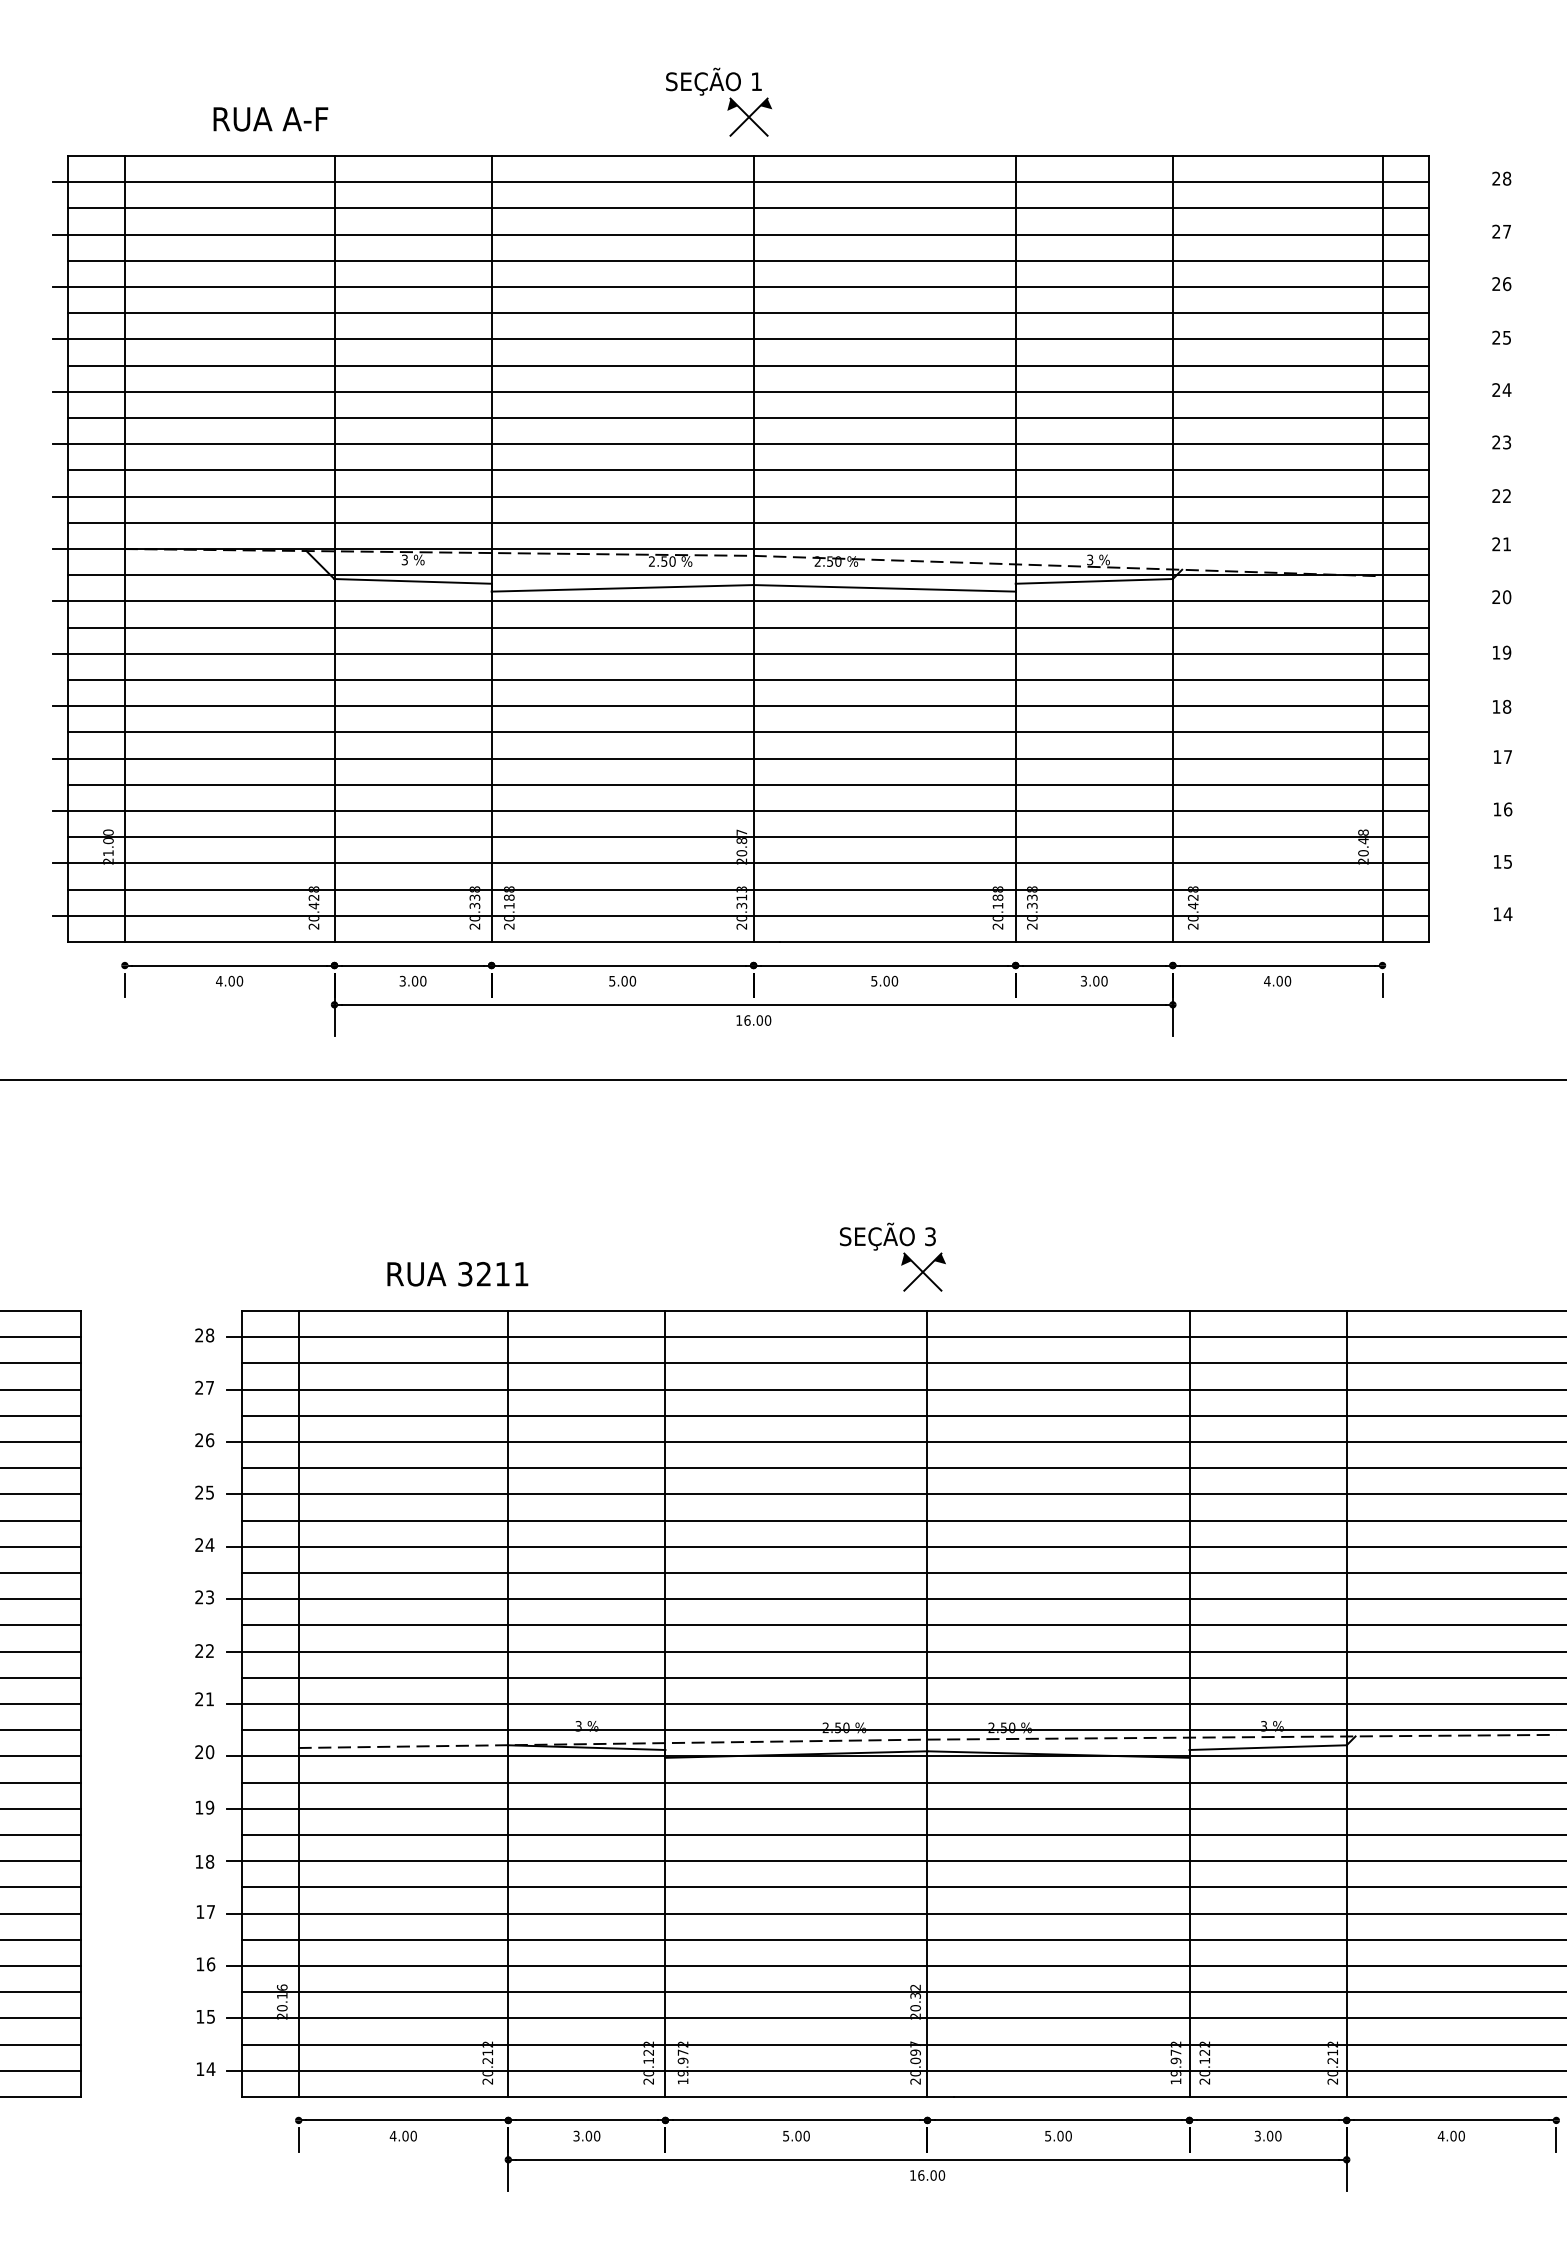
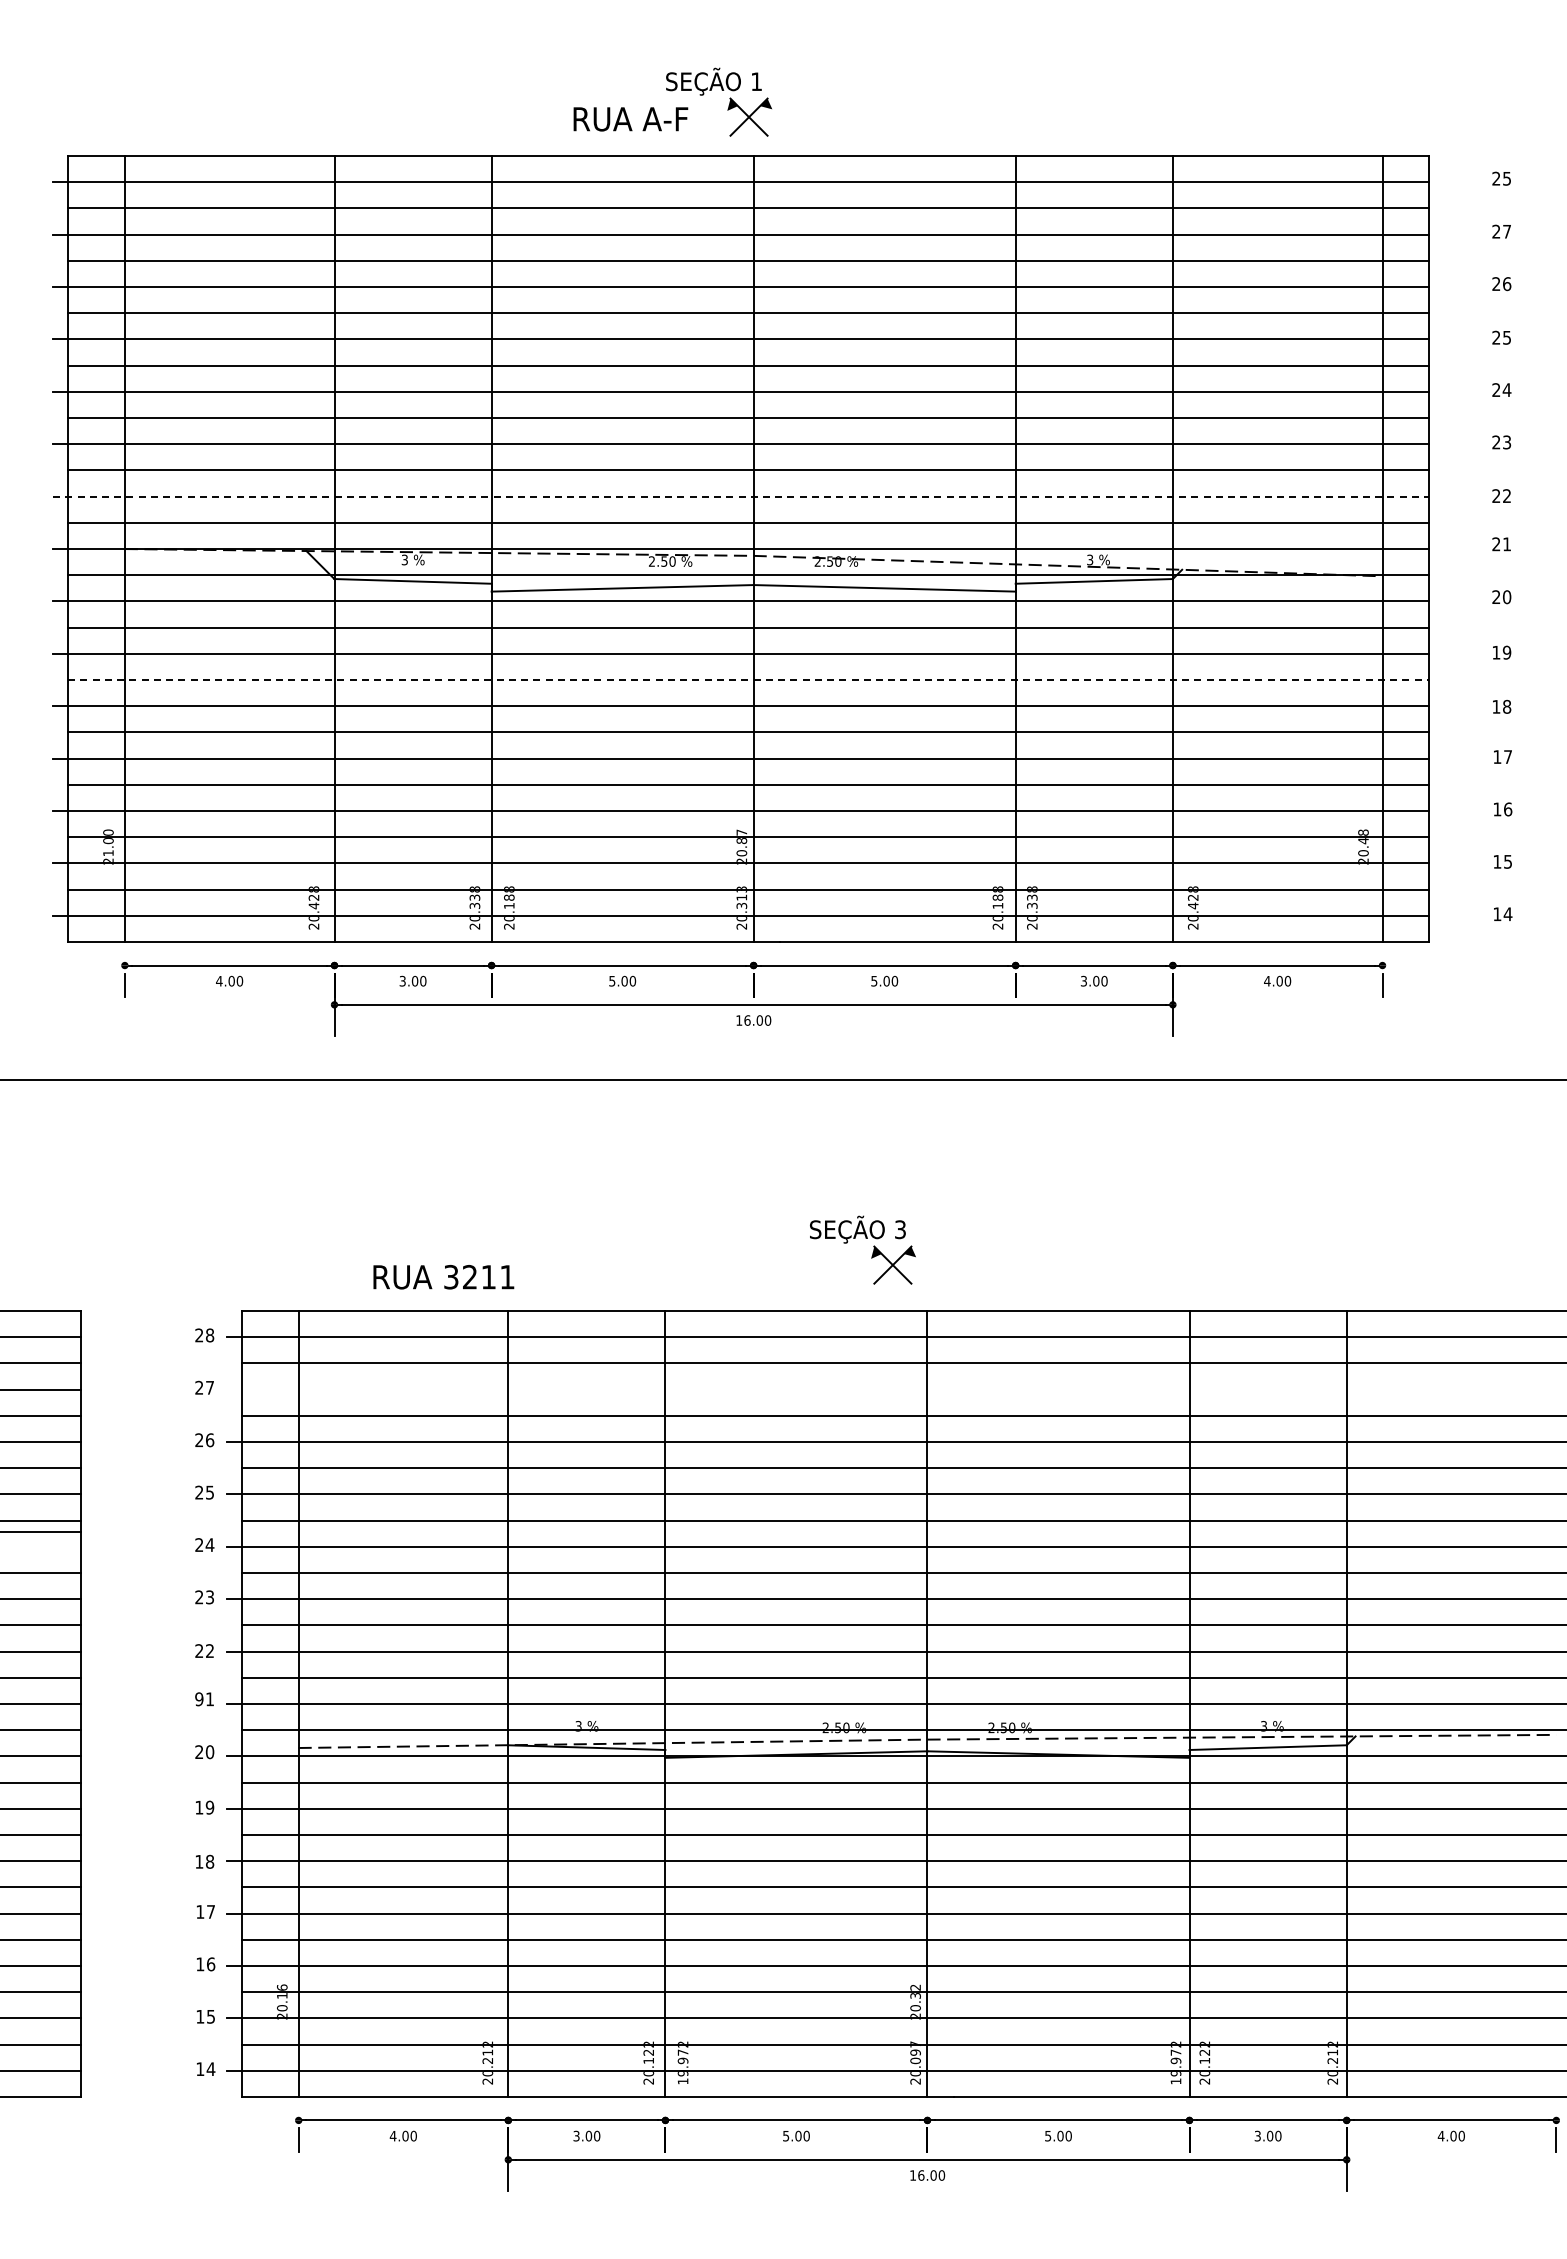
text position: (270, 119) -> (630, 119) (630, 119)
text: 28 -> 25 (1507, 178)
line: solid -> dashed (740, 496)
line: solid -> dashed (748, 680)
part position: (902, 1259) -> (872, 1252) (872, 1252)
text position: (457, 1274) -> (443, 1277) (443, 1277)
line: present -> none (894, 1389)
line position: (41, 1546) -> (41, 1531) (41, 1531)
text: 21 -> 91 (199, 1699)
